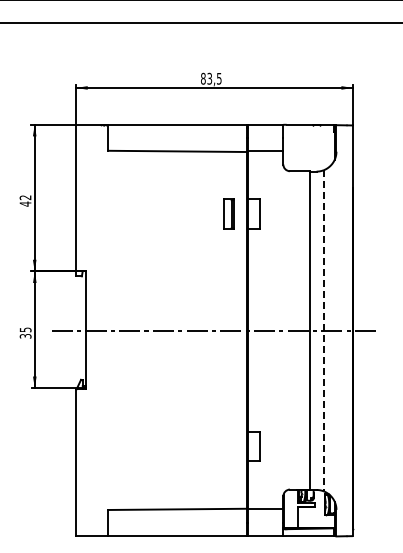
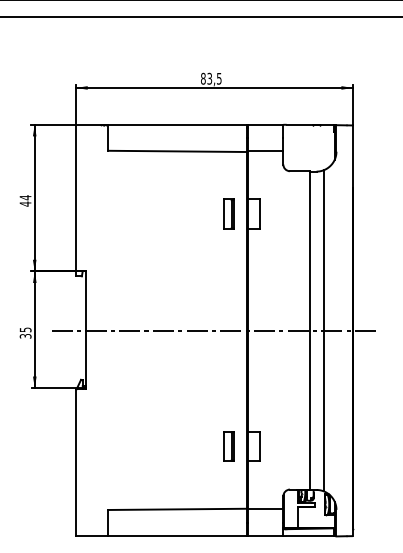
line position: (200, 22) -> (200, 16) (200, 16)
text: 42 -> 44 (25, 197)
line: dashed -> solid (324, 330)
part: none -> present (228, 446)
